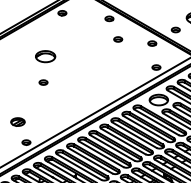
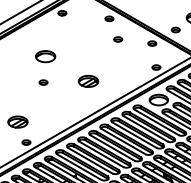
line: none -> present (20, 12)
part: none -> present (88, 80)
part size: 16x10 px -> 22x14 px (17, 121)
